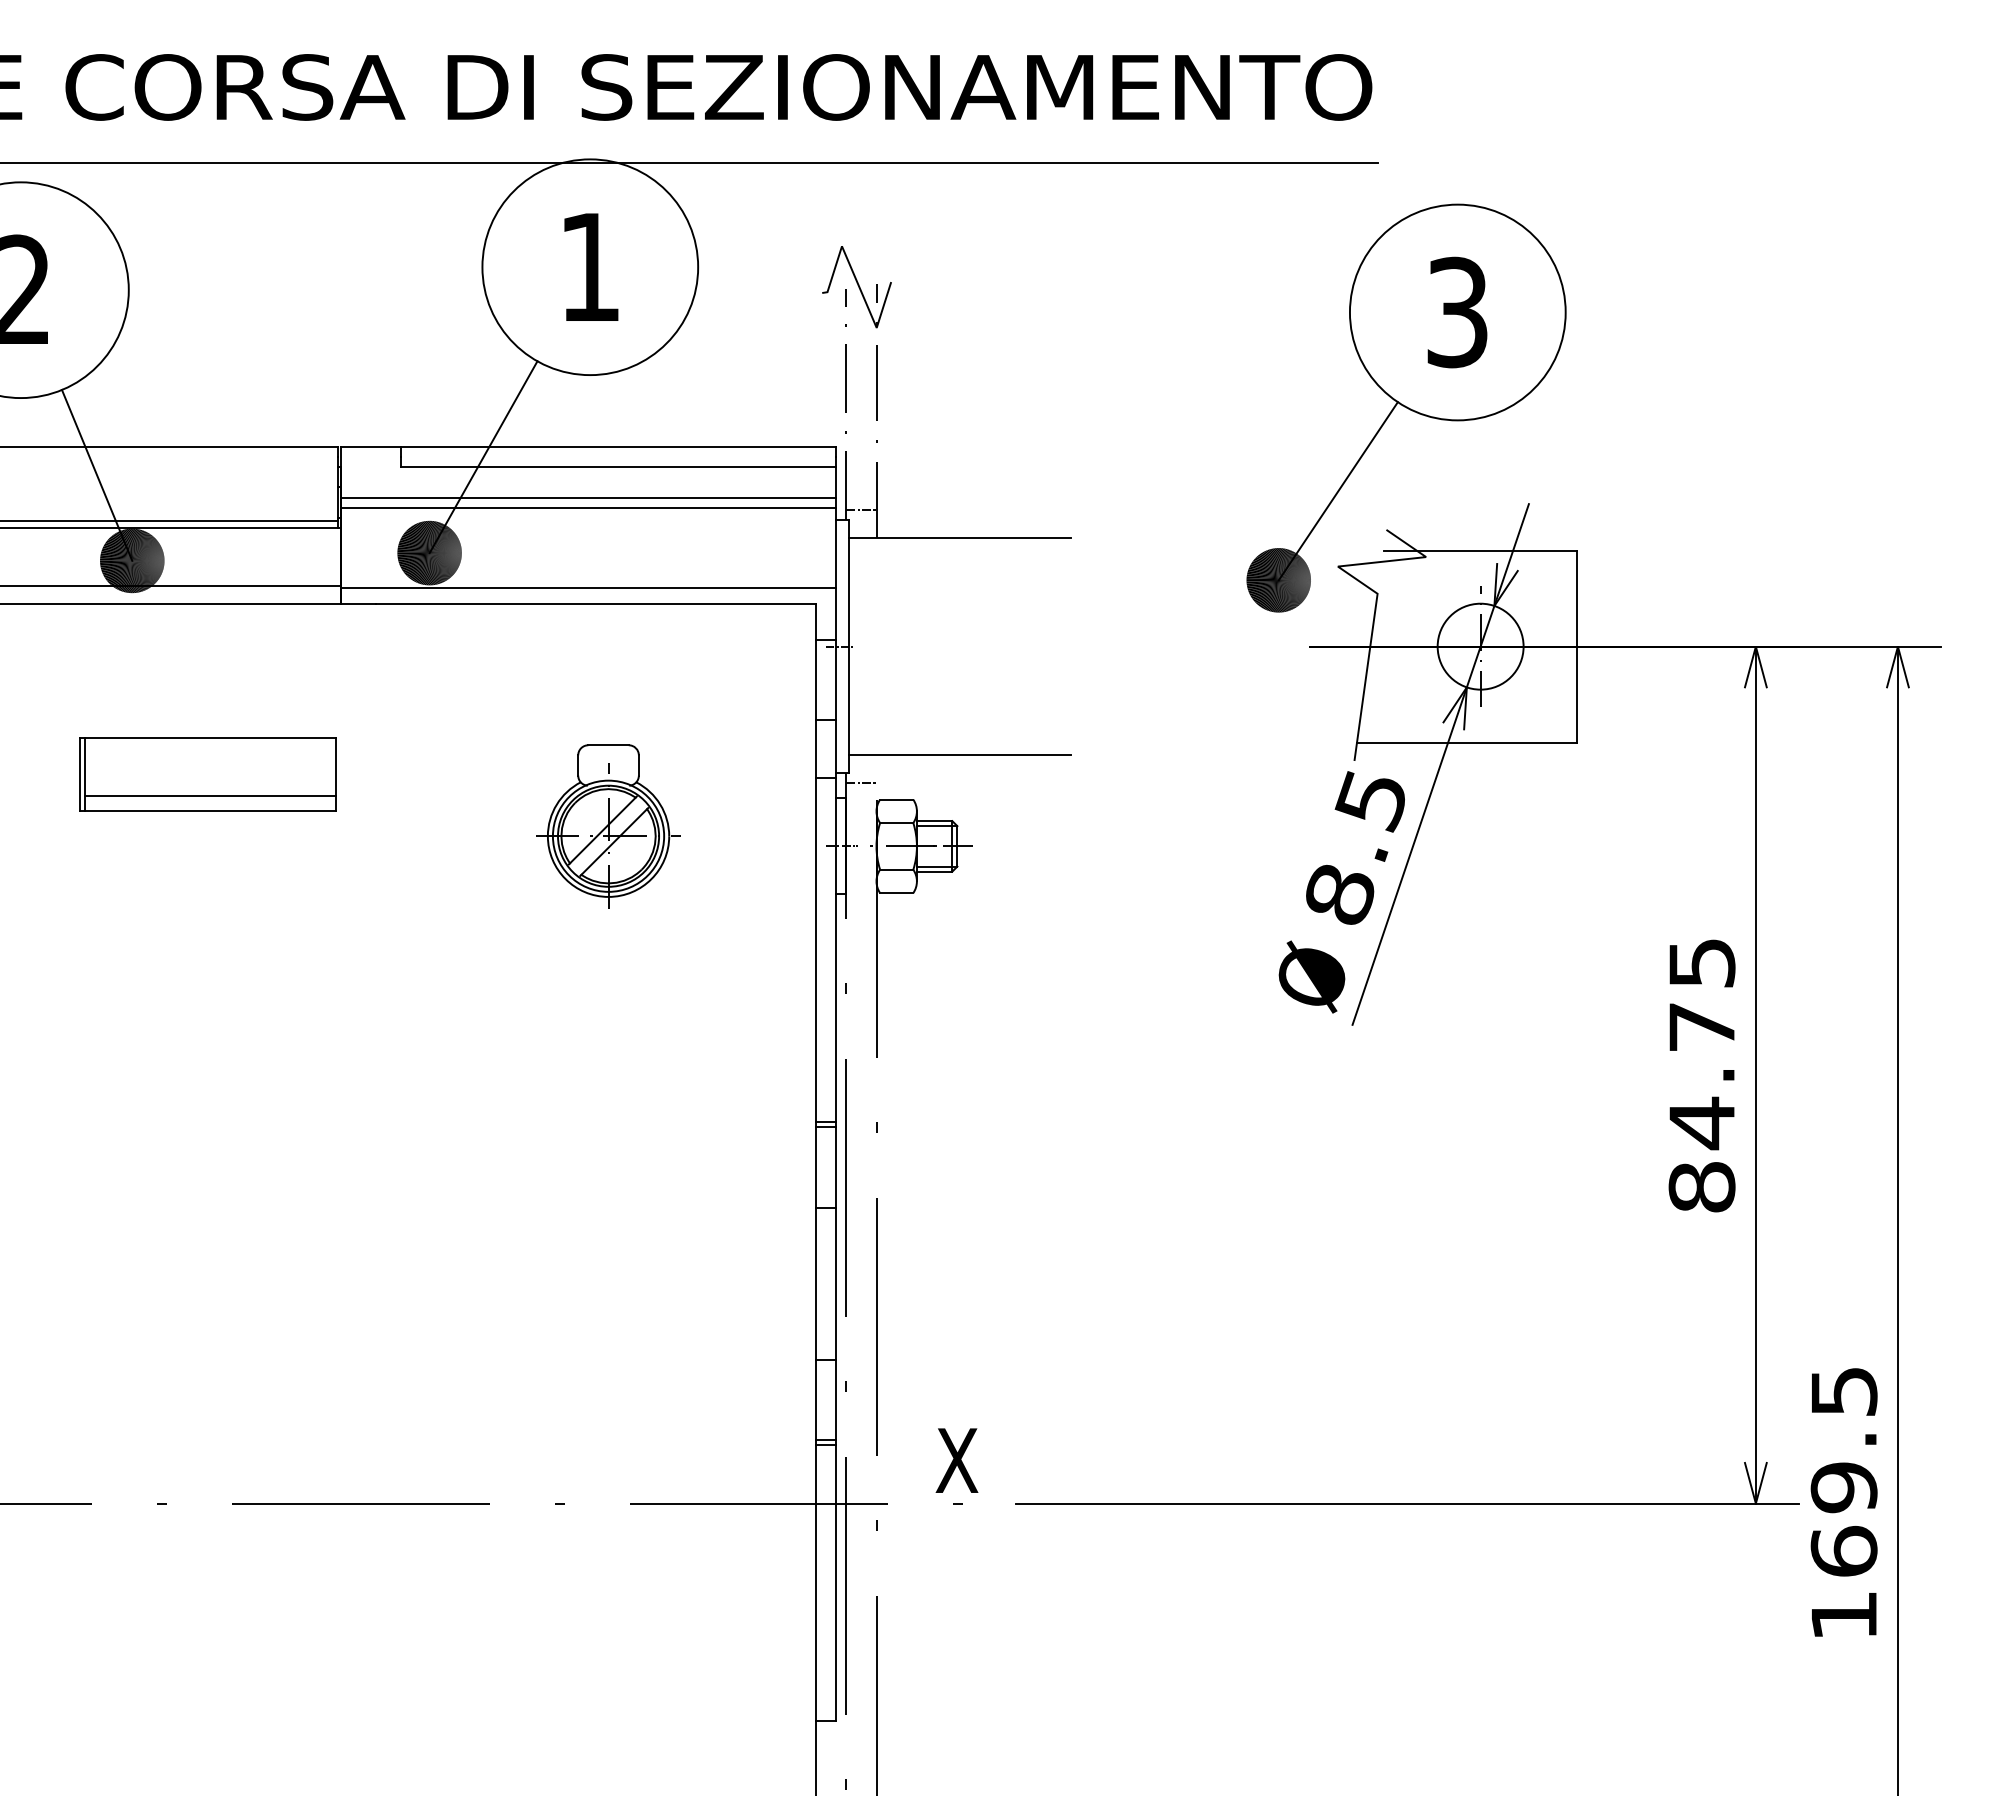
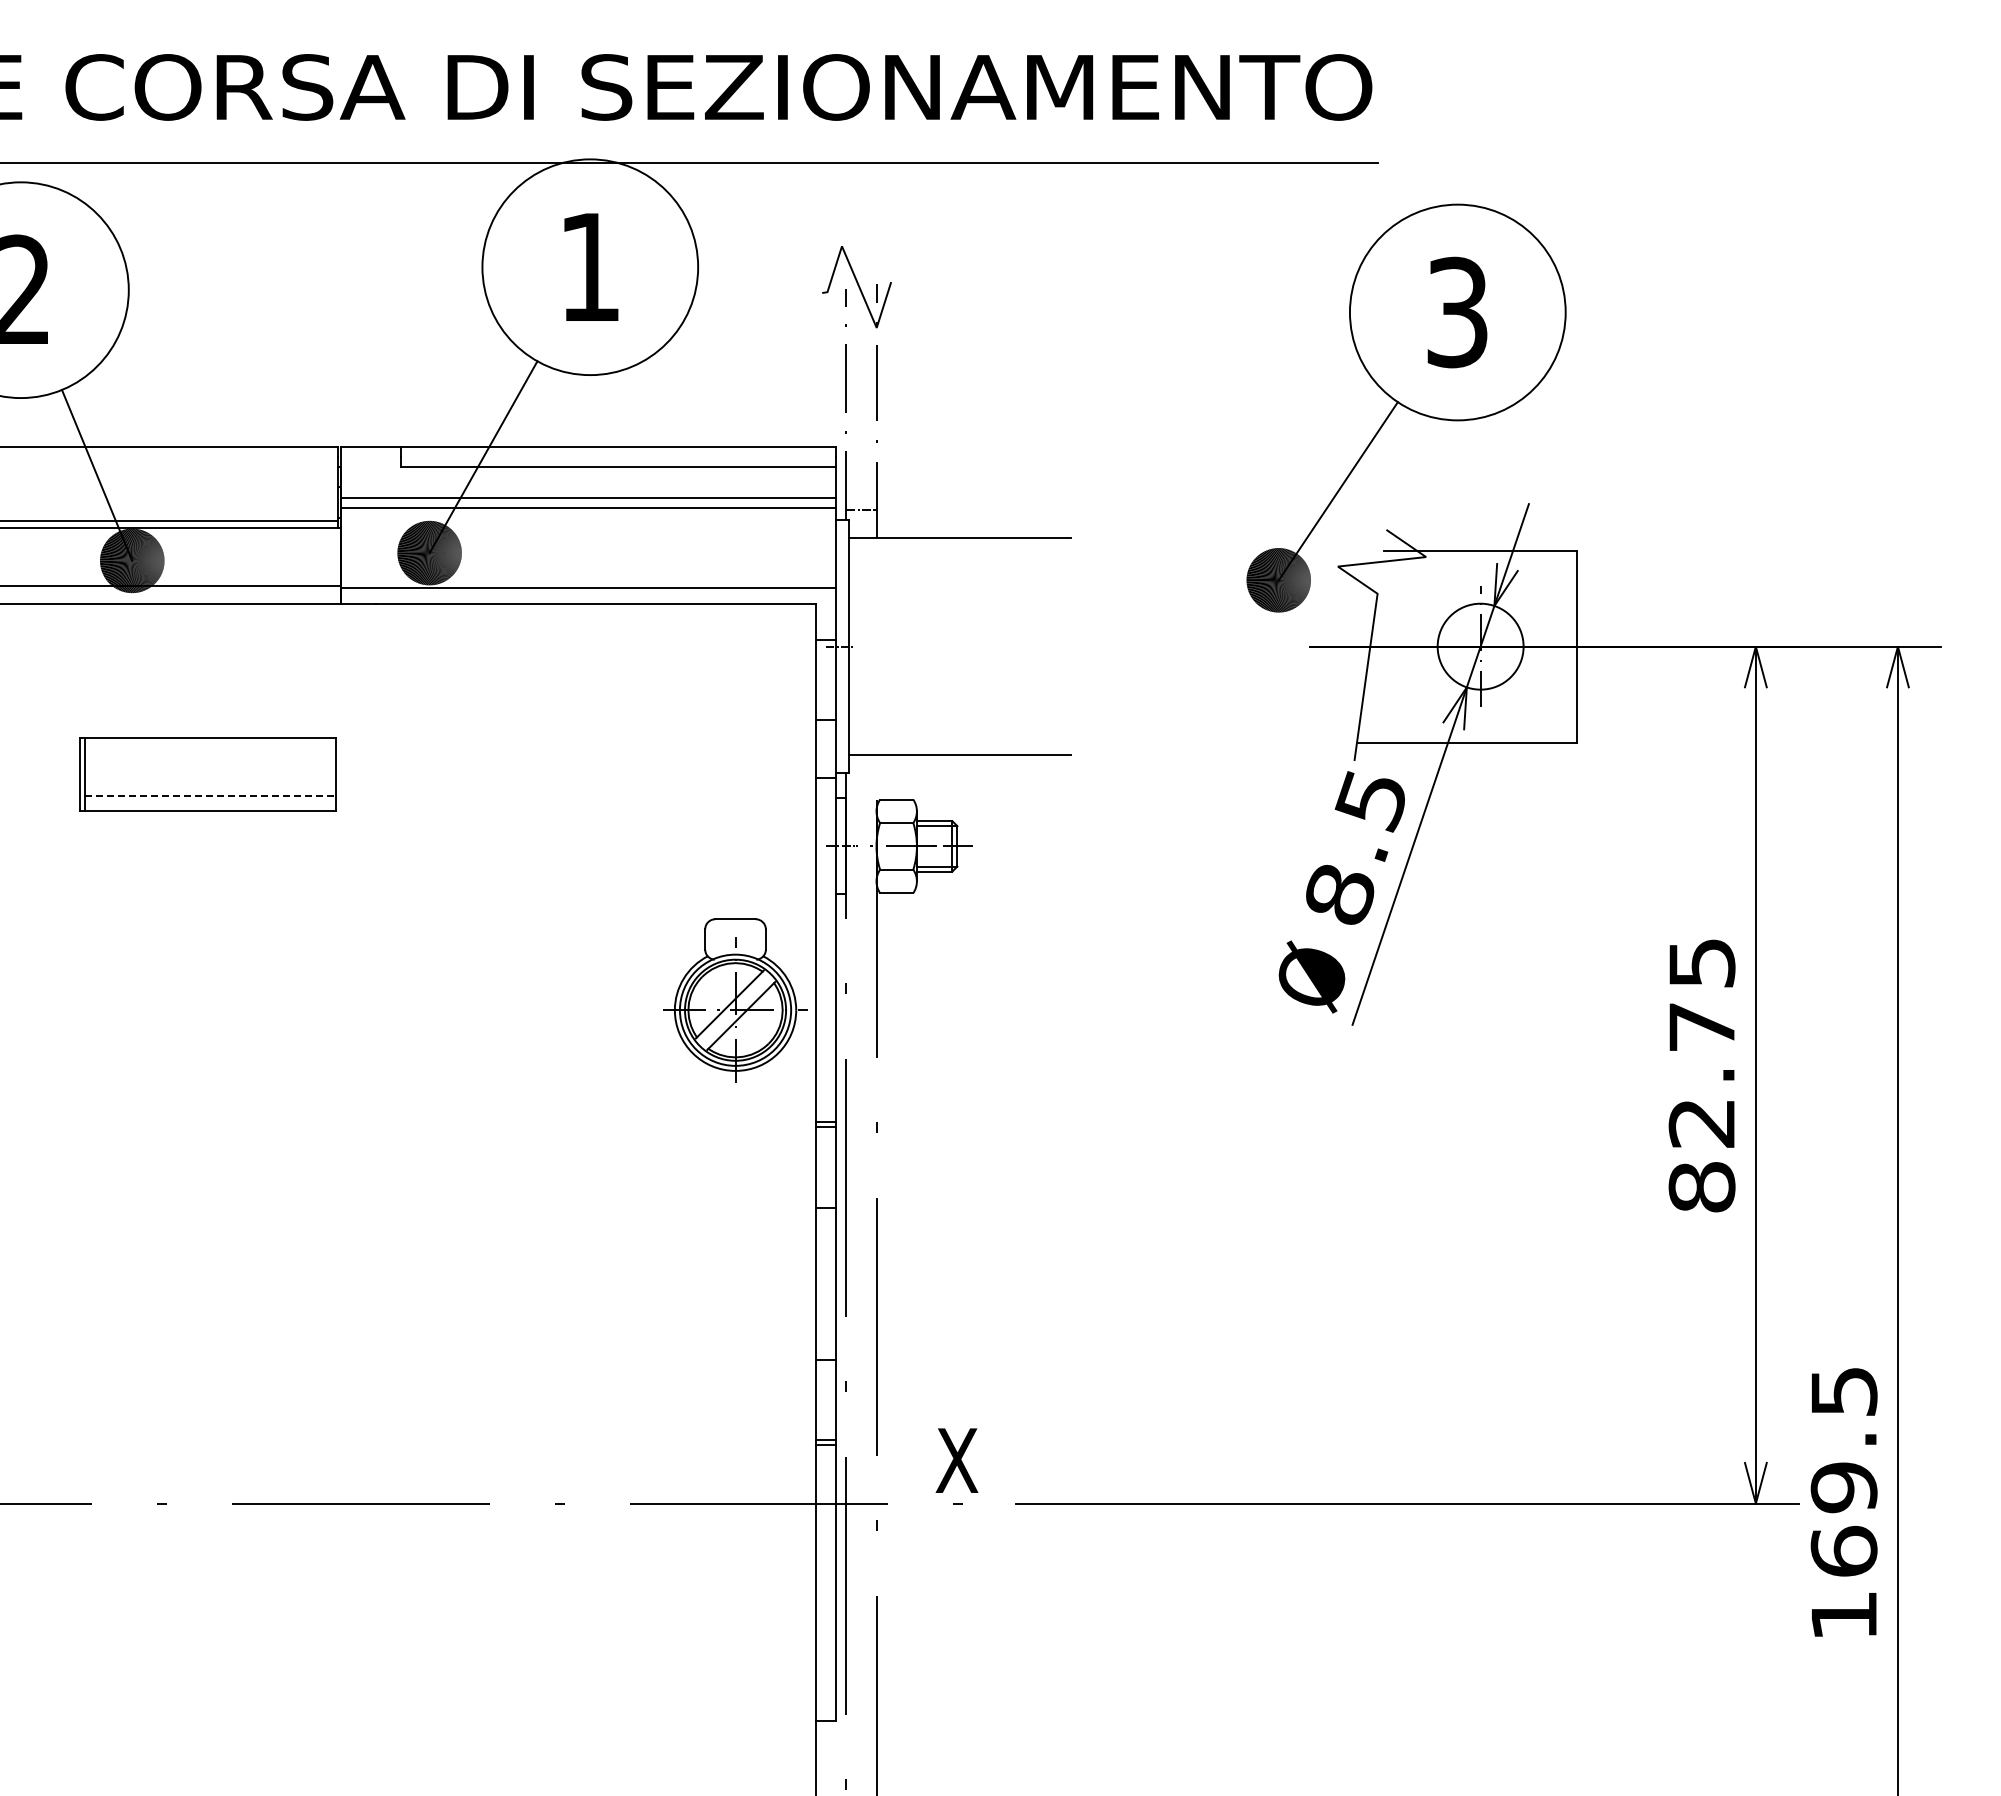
line: present -> none (861, 783)
line: solid -> dashed (210, 795)
part position: (608, 826) -> (735, 1000) (735, 1000)
text: 84.75 -> 82.75 (1701, 1123)
